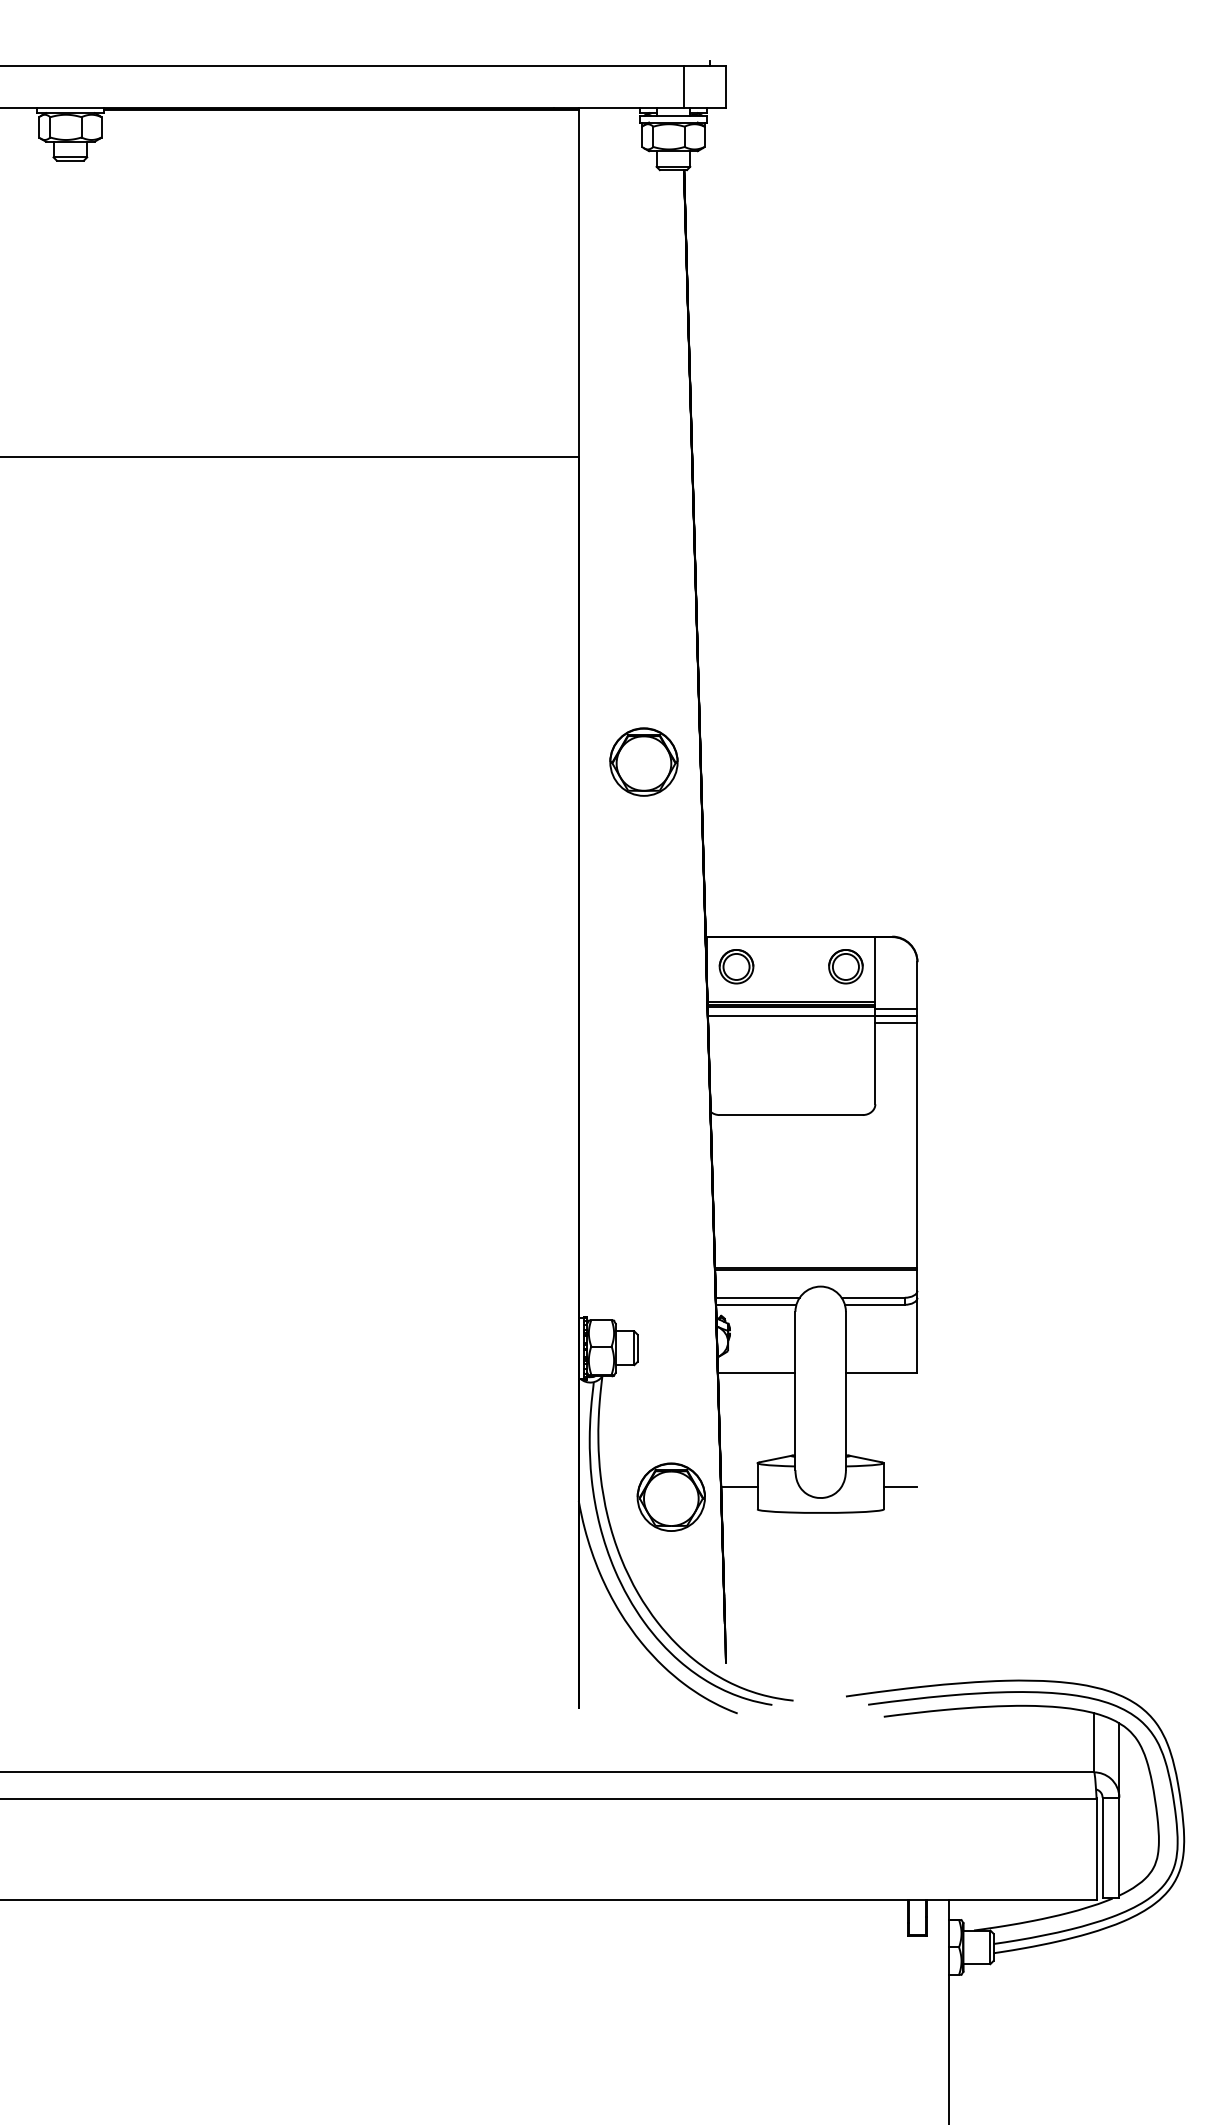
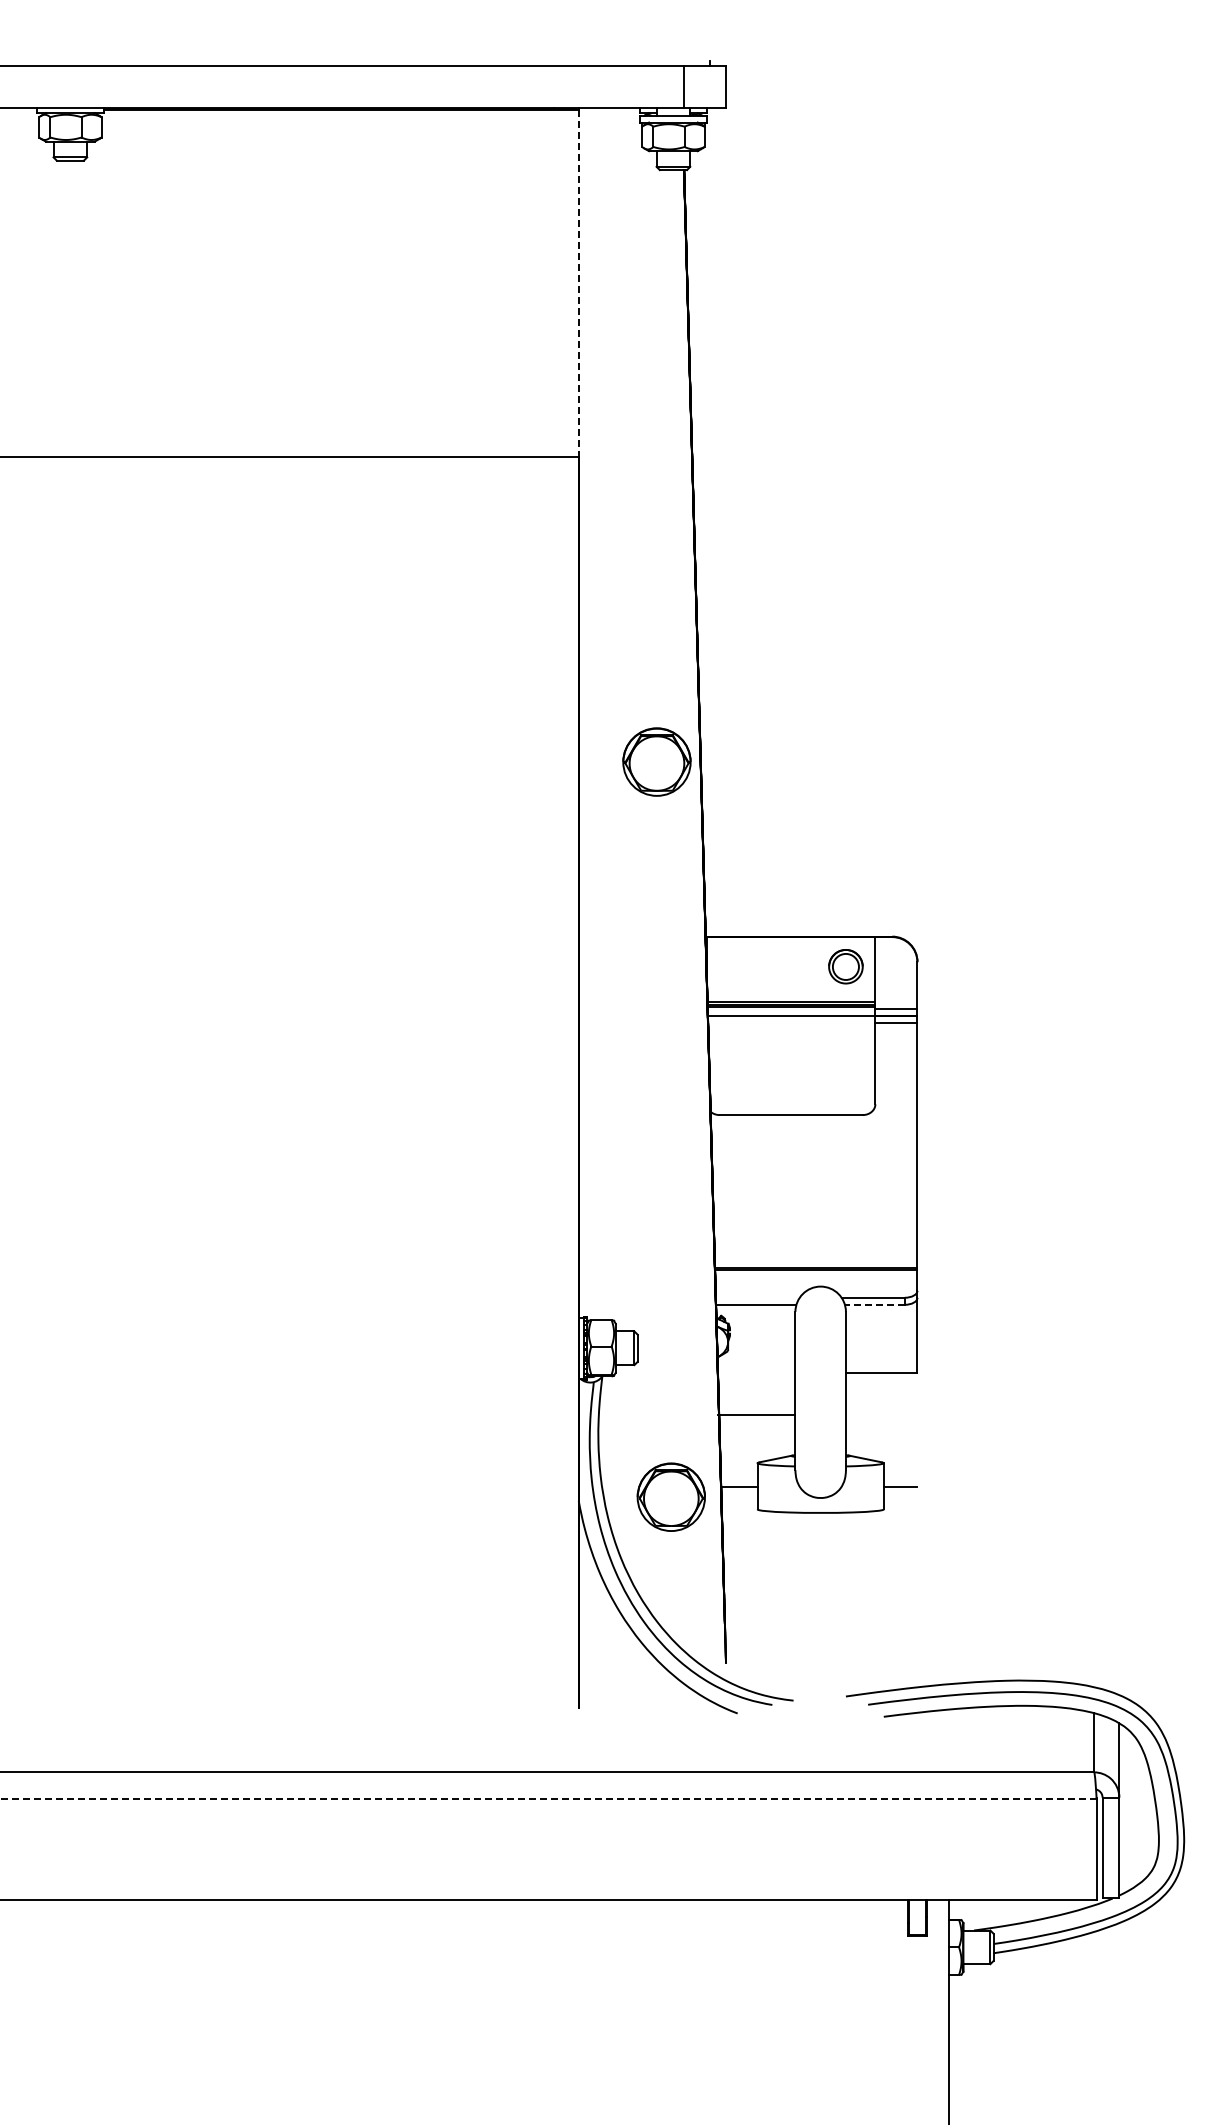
line: solid -> dashed (578, 283)
part position: (643, 761) -> (656, 761) (656, 761)
part: present -> none (736, 966)
line: present -> none (757, 1297)
line: solid -> dashed (874, 1304)
line position: (756, 1373) -> (756, 1415) (756, 1415)
line: solid -> dashed (548, 1798)
